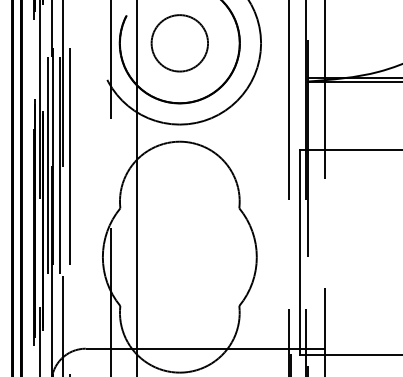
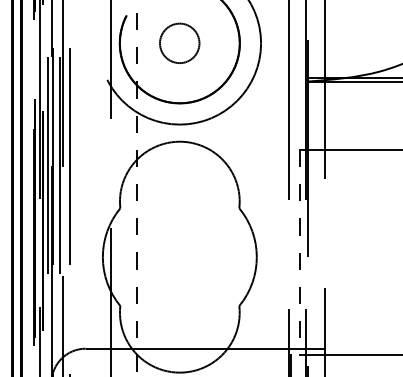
circle size: 59x59 px -> 42x42 px (179, 42)
line: solid -> dashed (137, 188)
line: solid -> dashed (299, 252)
